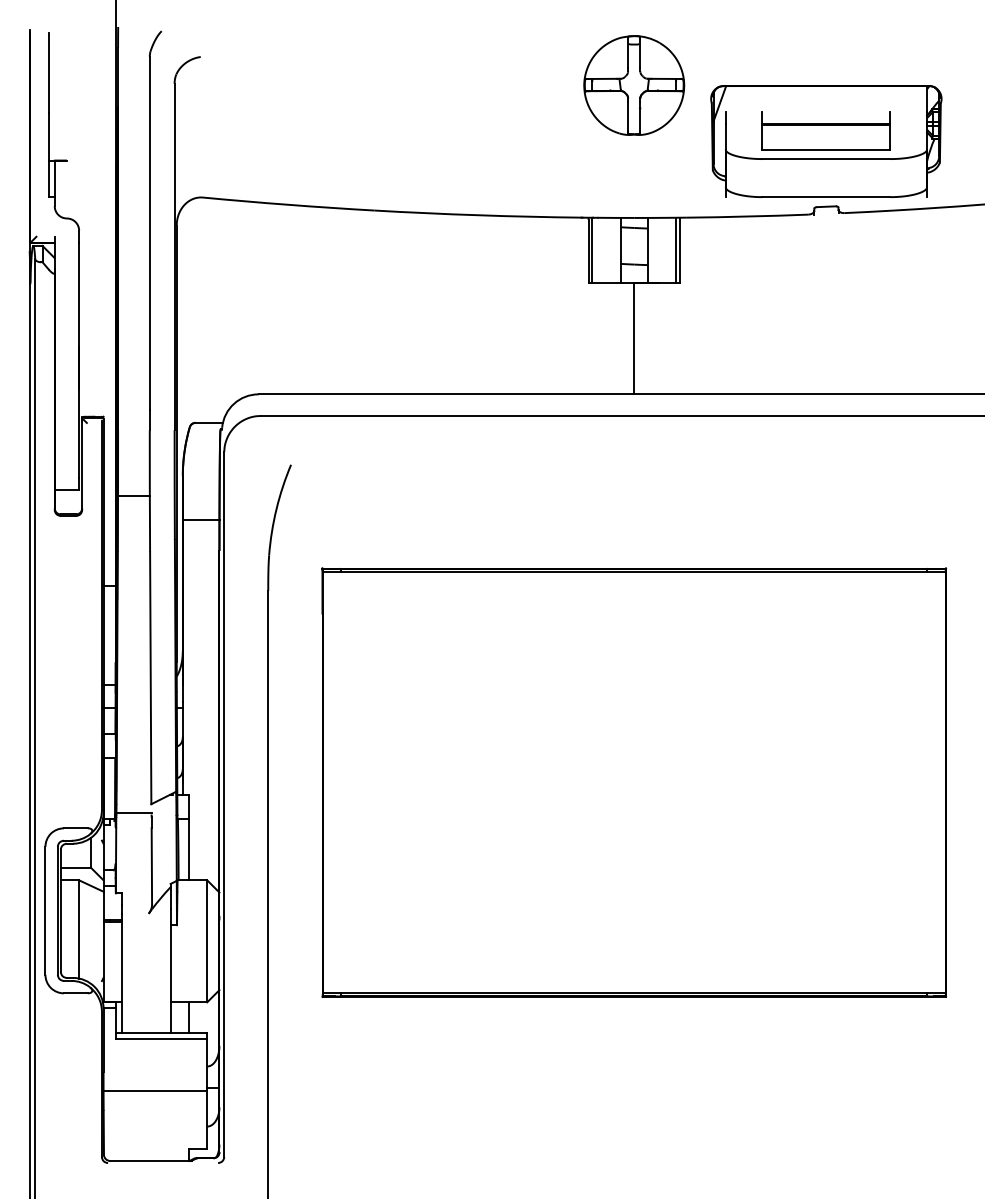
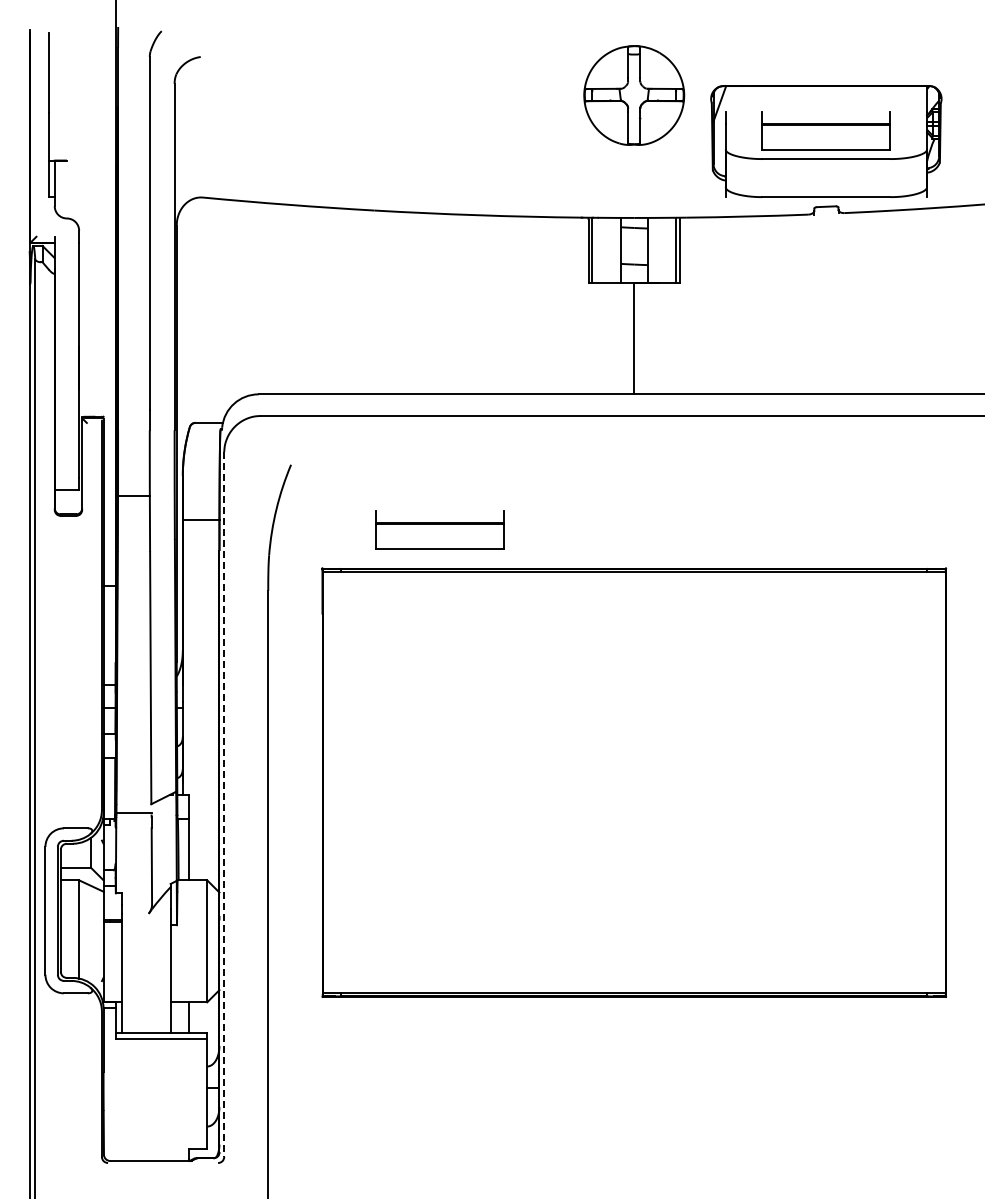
part position: (634, 85) -> (634, 95) (634, 95)
part: none -> present (439, 529)
line: solid -> dashed (224, 805)
line: present -> none (155, 1090)
